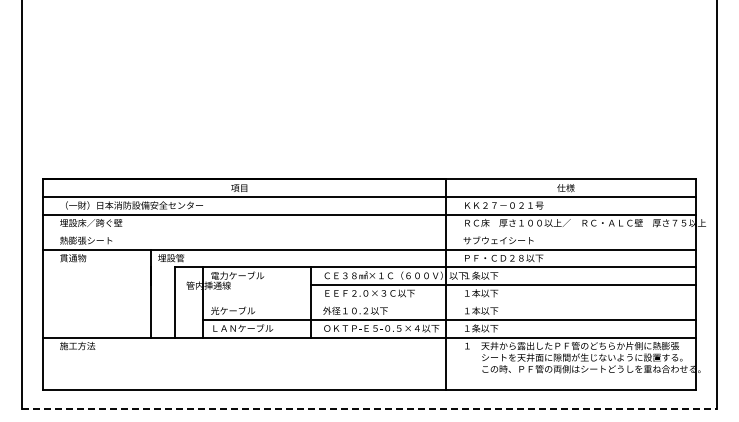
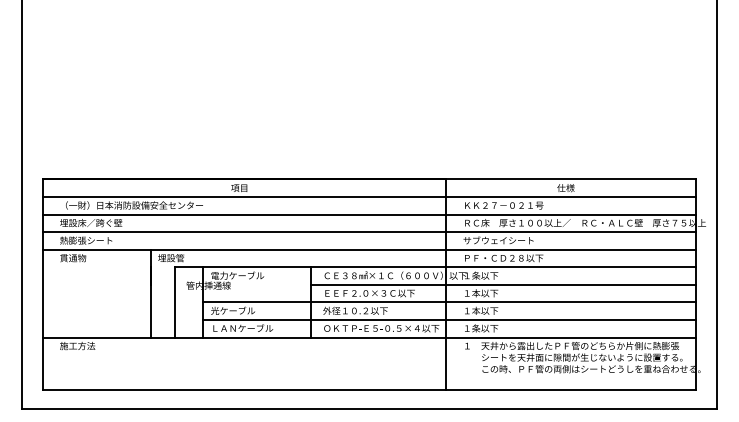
line: none -> present (369, 232)
line: none -> present (449, 302)
line: dashed -> solid (369, 409)
